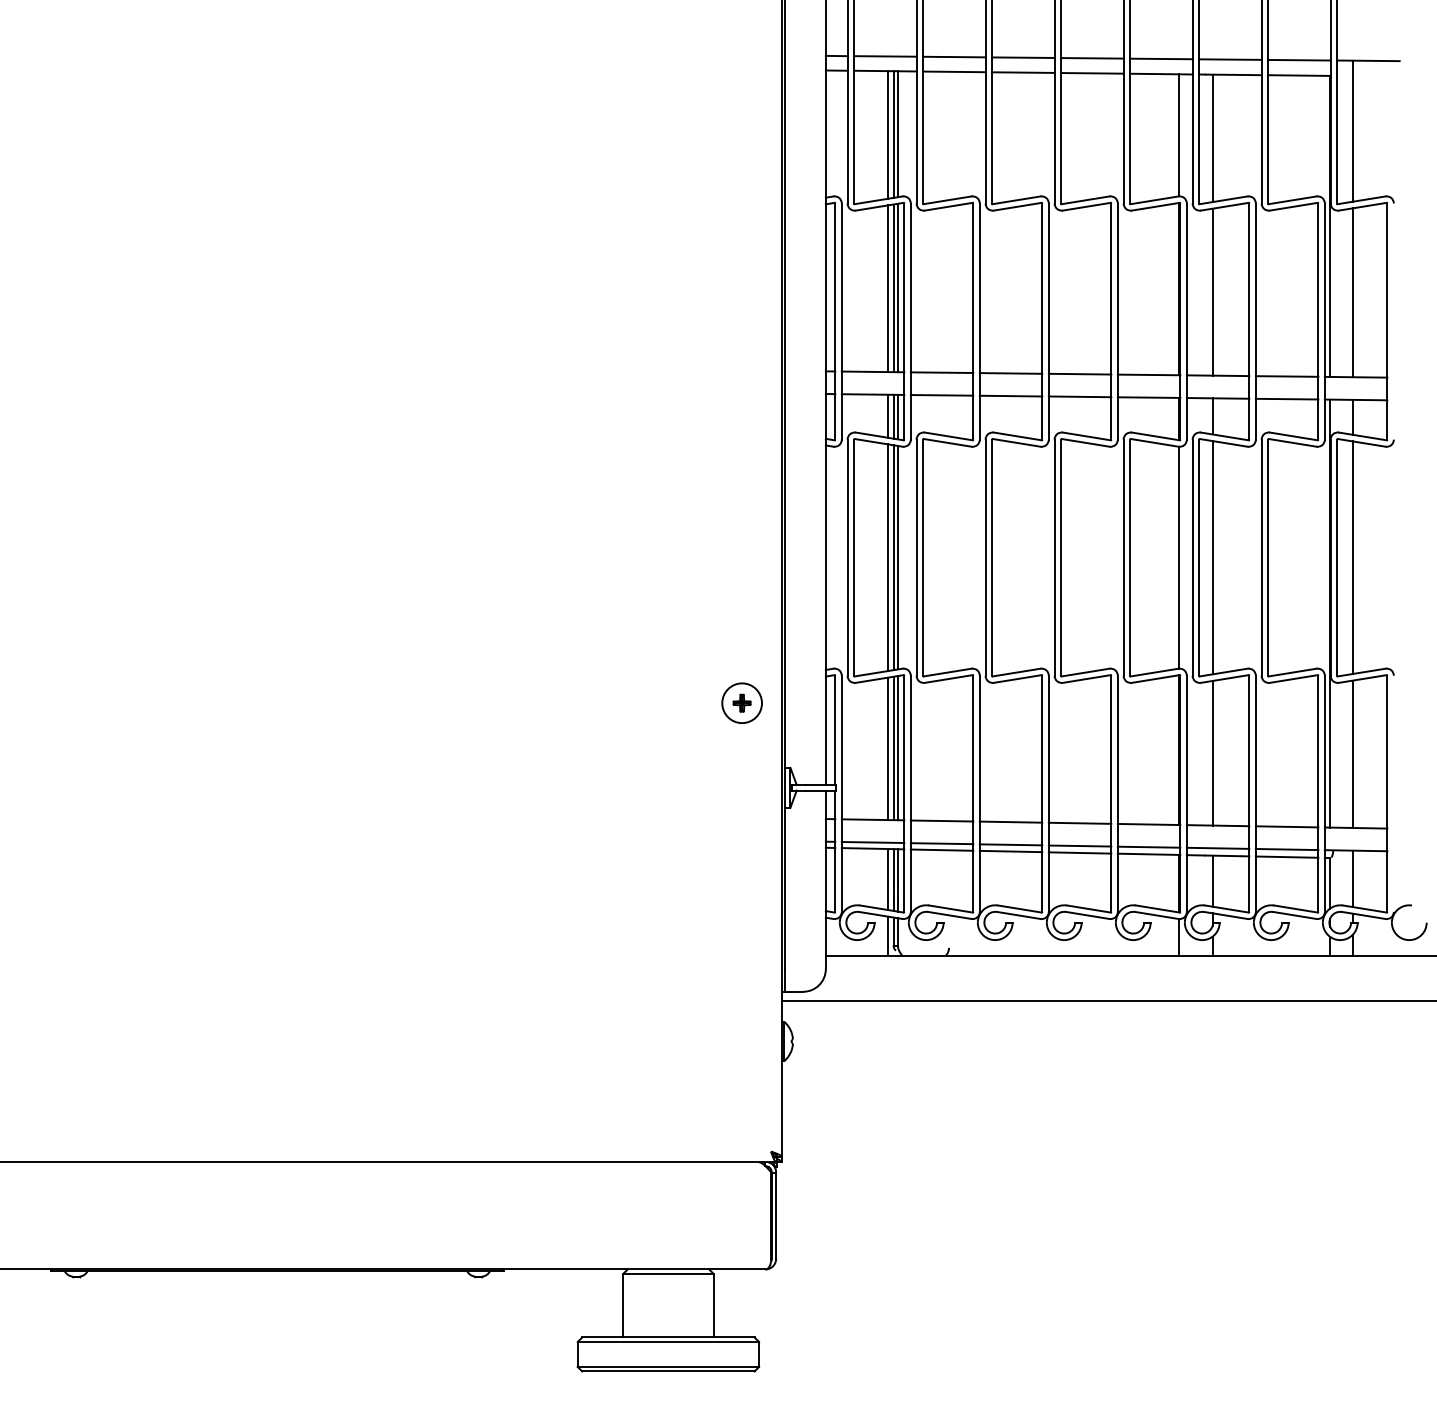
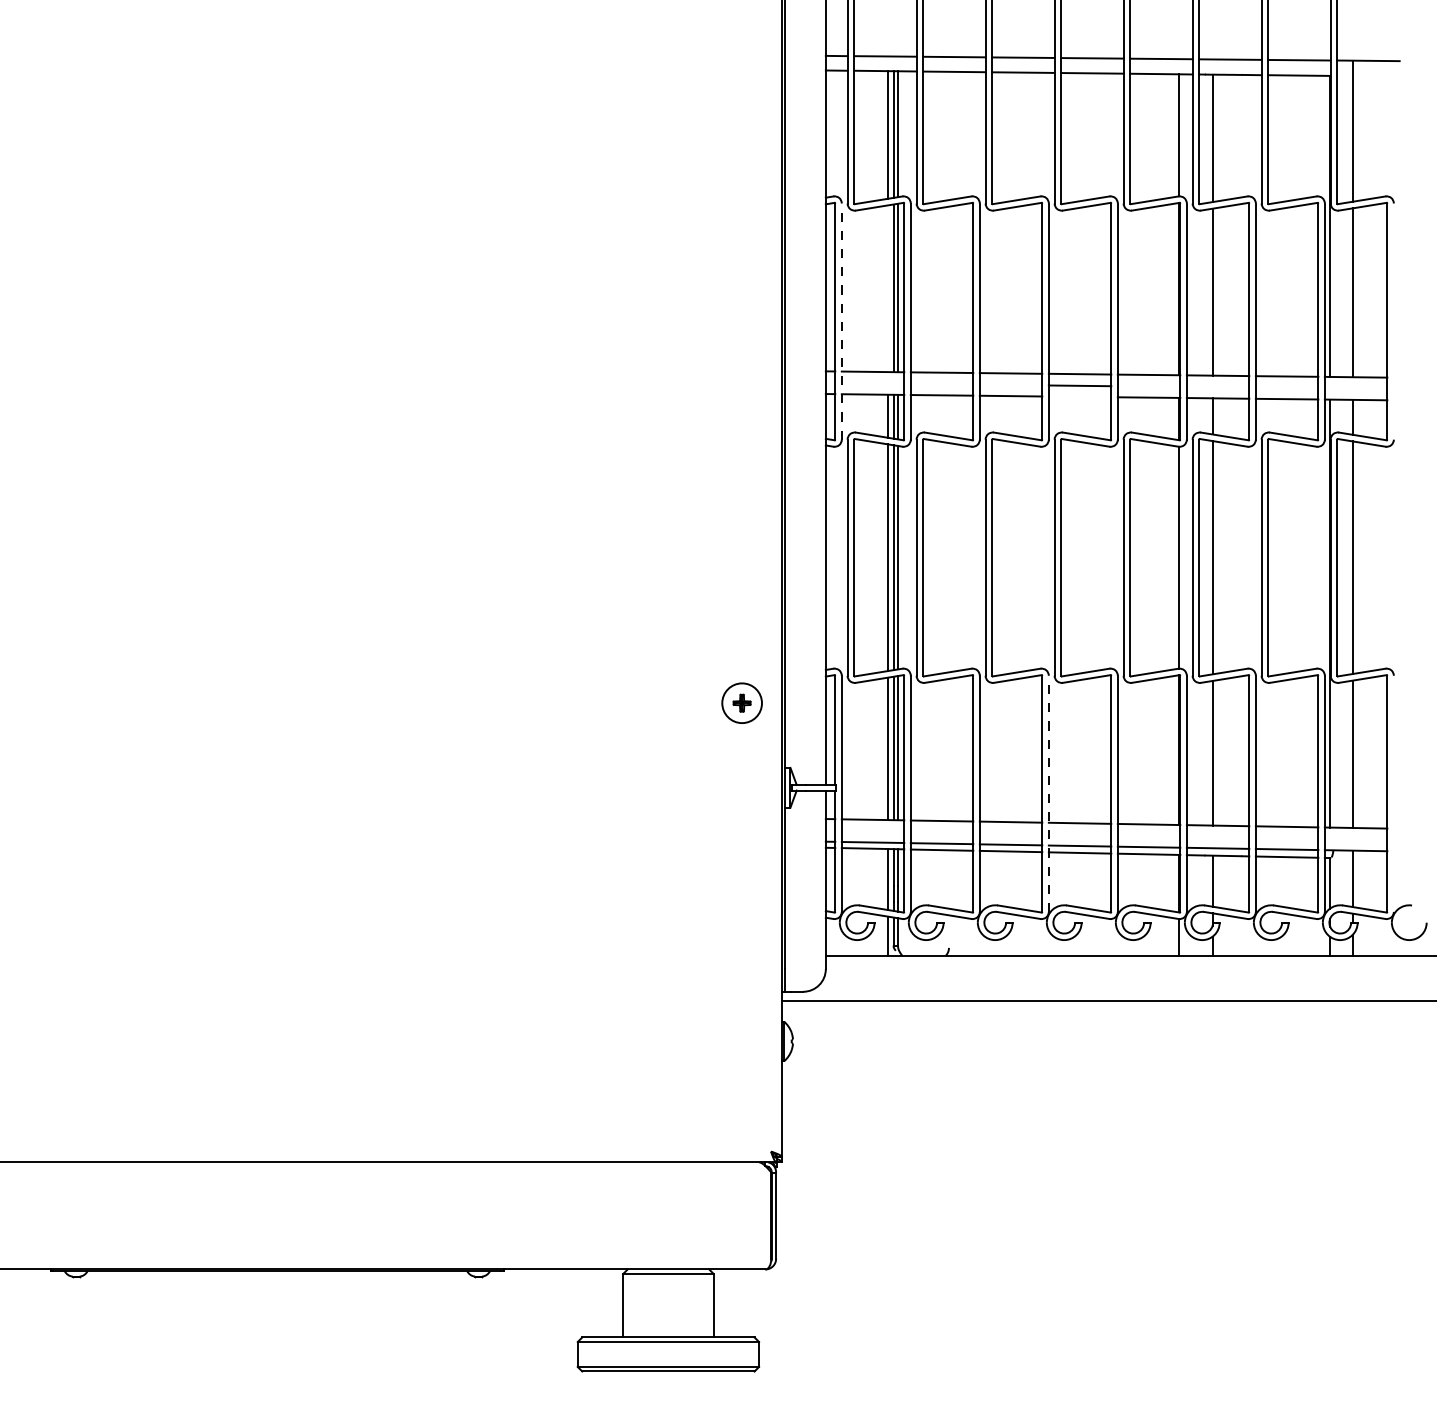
line: present -> none (887, 288)
line: solid -> dashed (841, 321)
line position: (1079, 396) -> (1079, 385) (1079, 385)
line: solid -> dashed (1048, 793)
